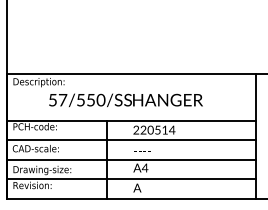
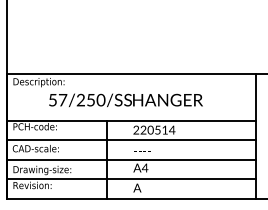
text: 57/550/SS -> 57/250/SS (80, 99)
